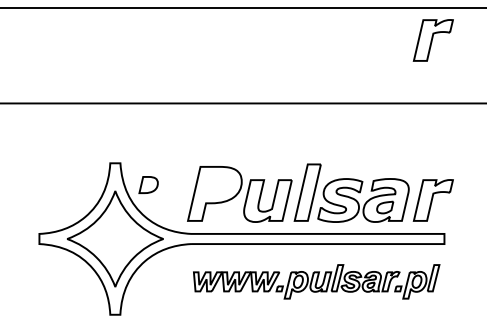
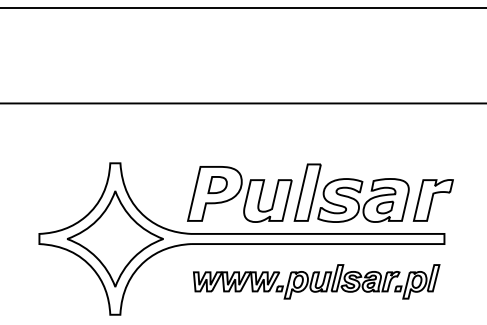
part: present -> none (432, 40)
part position: (148, 184) -> (217, 184) (217, 184)
